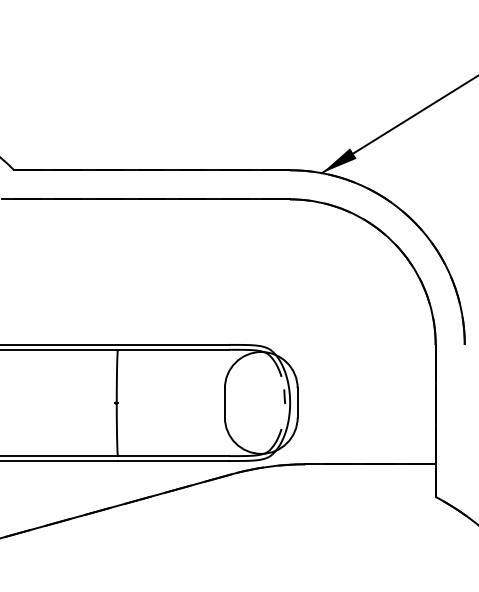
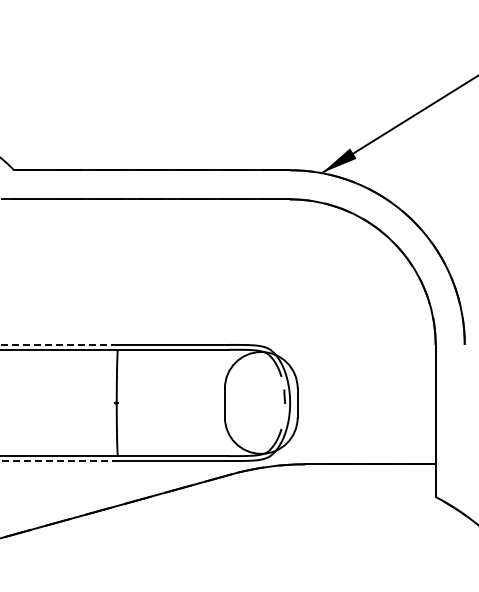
line: solid -> dashed (59, 344)
line: solid -> dashed (59, 461)
